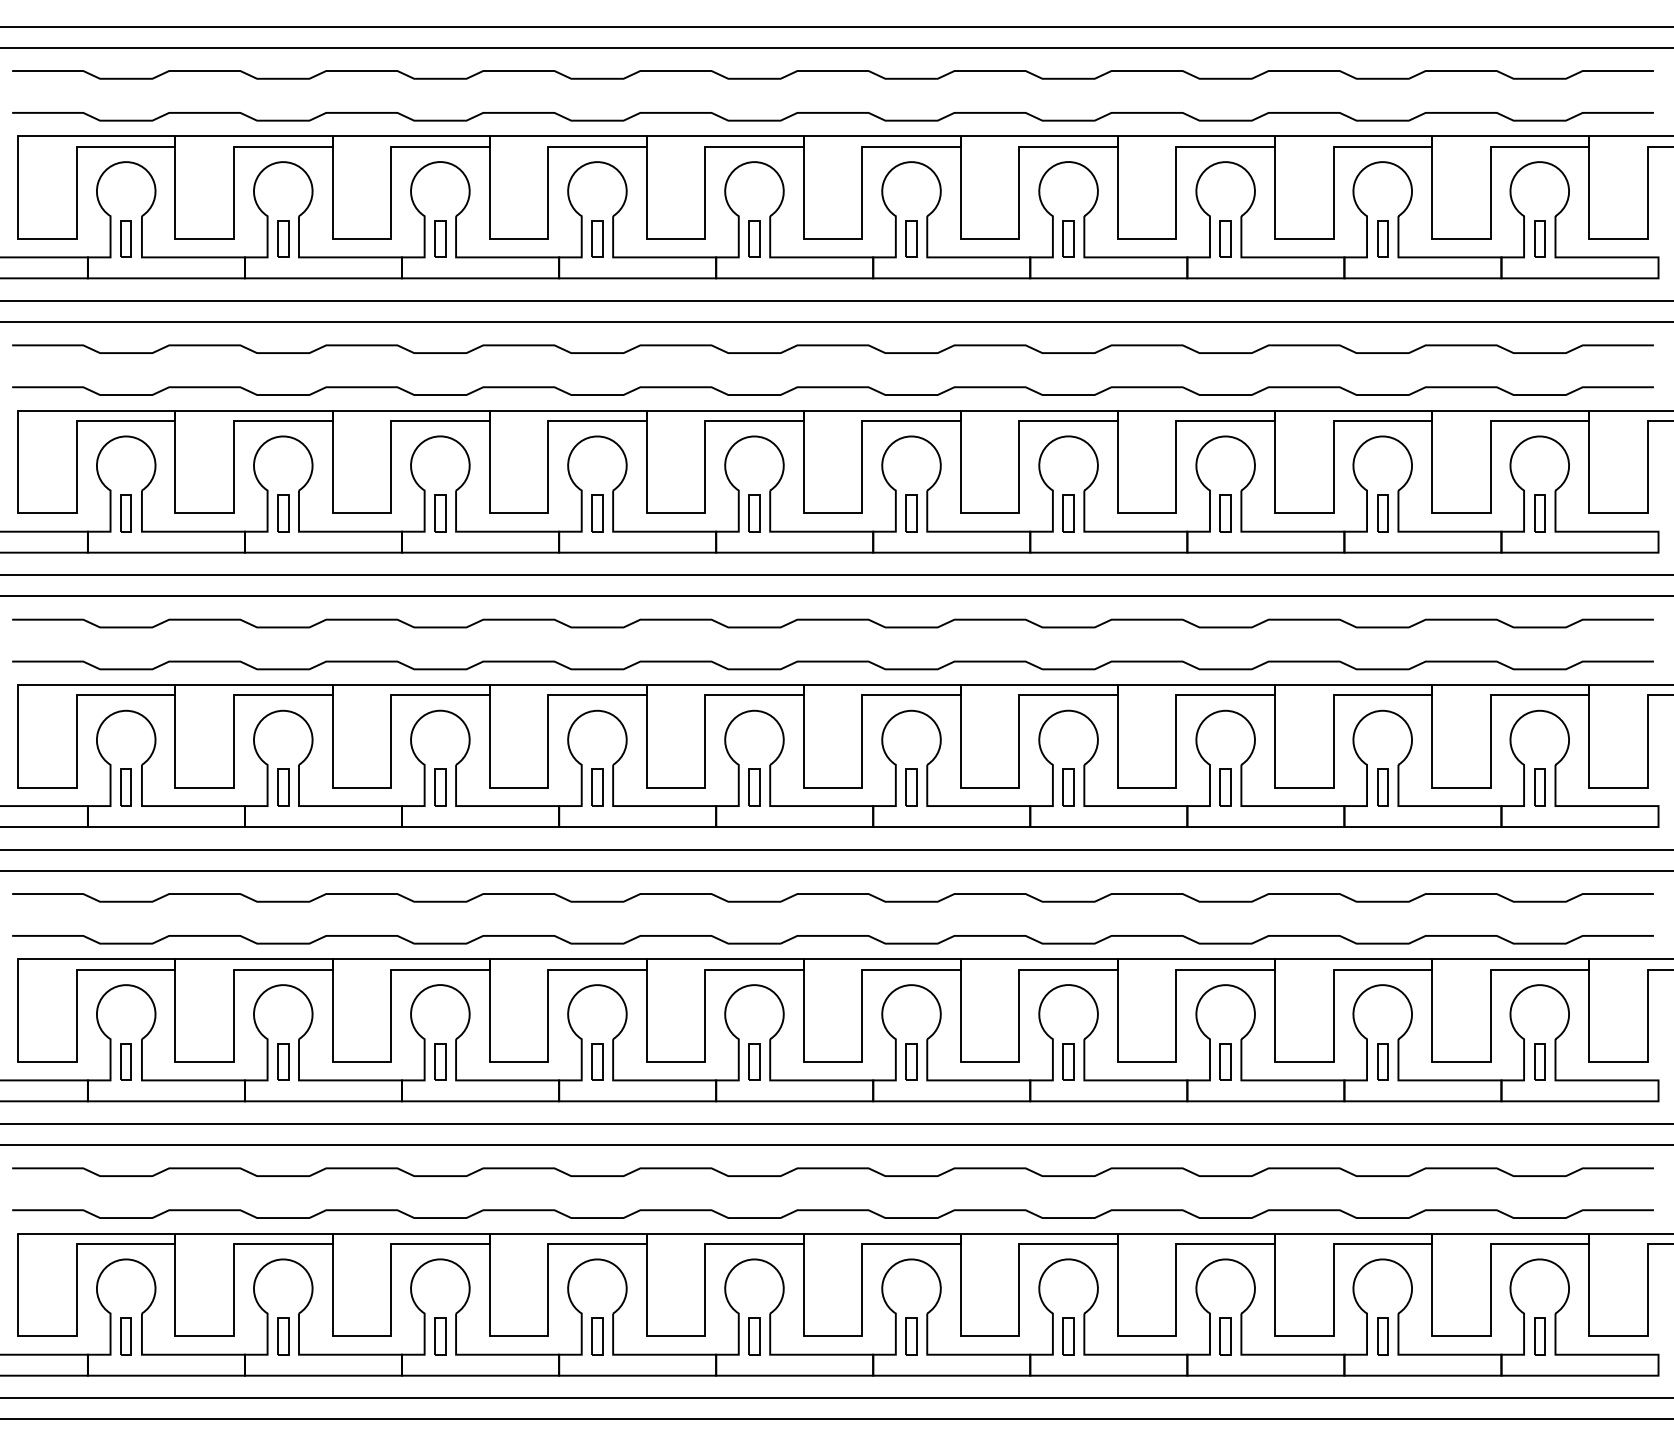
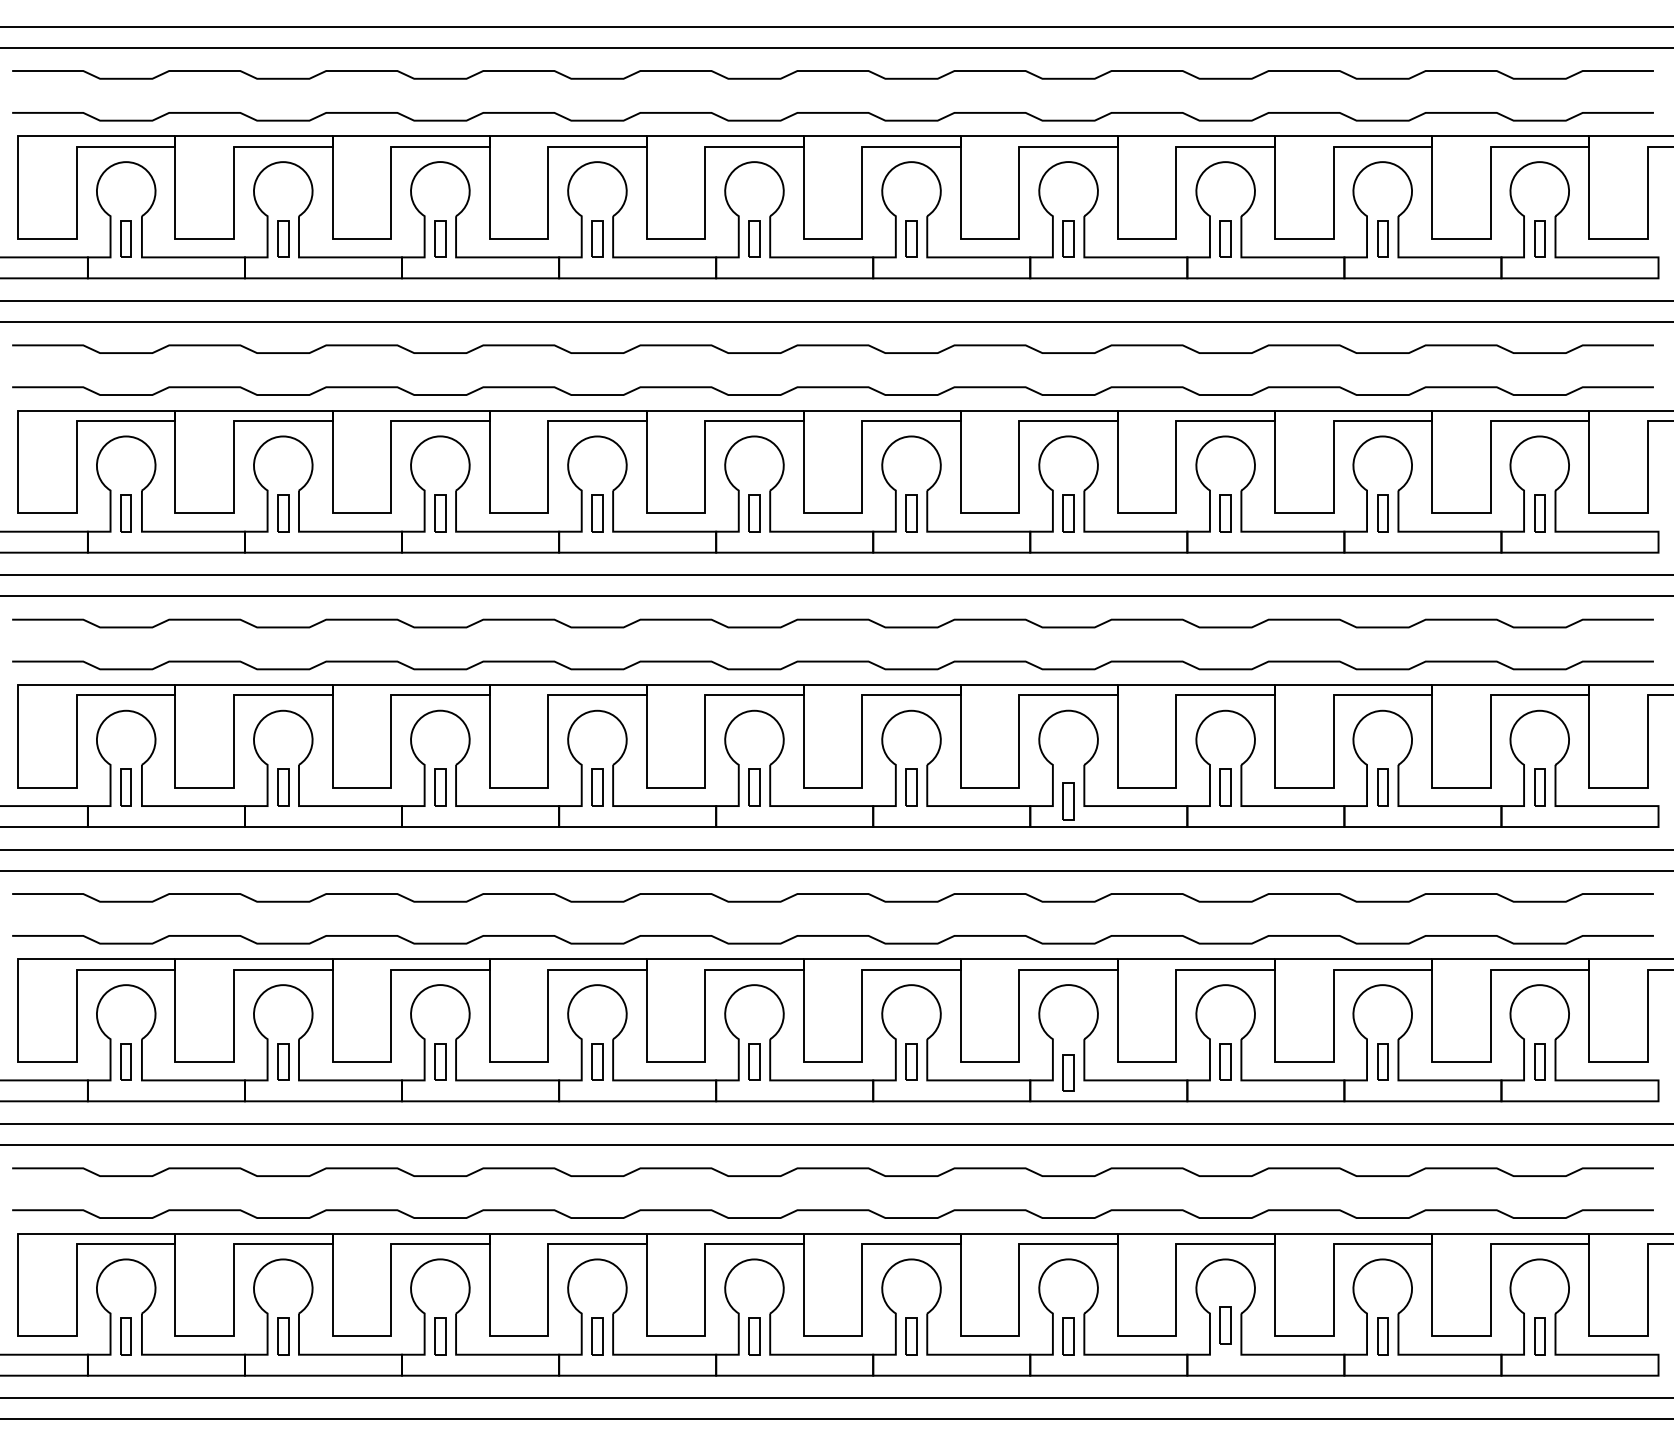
part position: (1068, 787) -> (1068, 801) (1068, 801)
part position: (1068, 1061) -> (1068, 1072) (1068, 1072)
part position: (1225, 1336) -> (1225, 1325) (1225, 1325)
